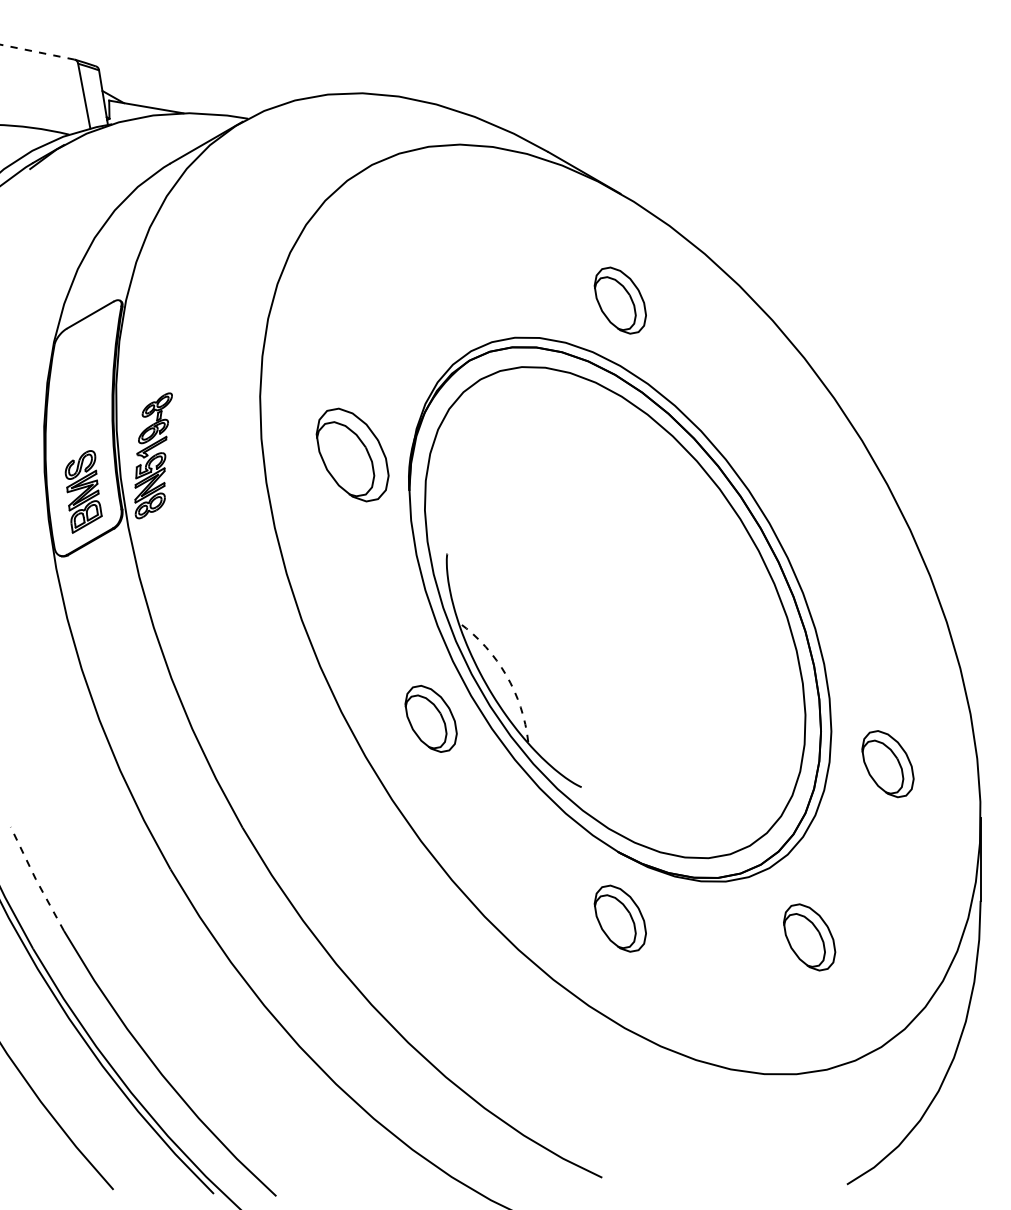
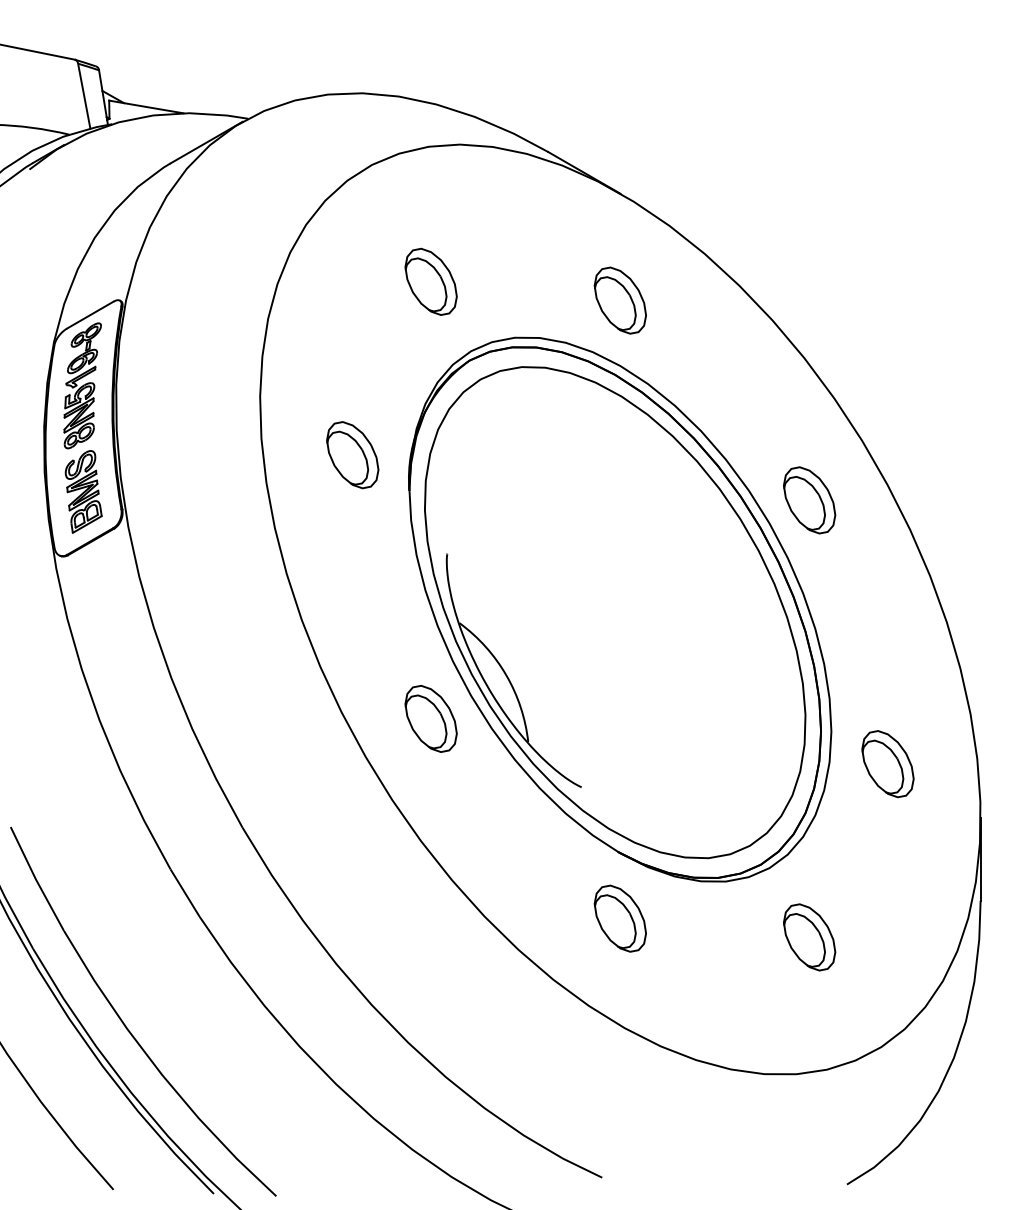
line: dashed -> solid (37, 52)
part: none -> present (430, 281)
part size: 75x96 px -> 54x69 px (352, 455)
part position: (153, 455) -> (82, 385) (82, 385)
part: none -> present (809, 500)
arc: dashed -> solid (506, 675)
line: dashed -> solid (35, 879)
